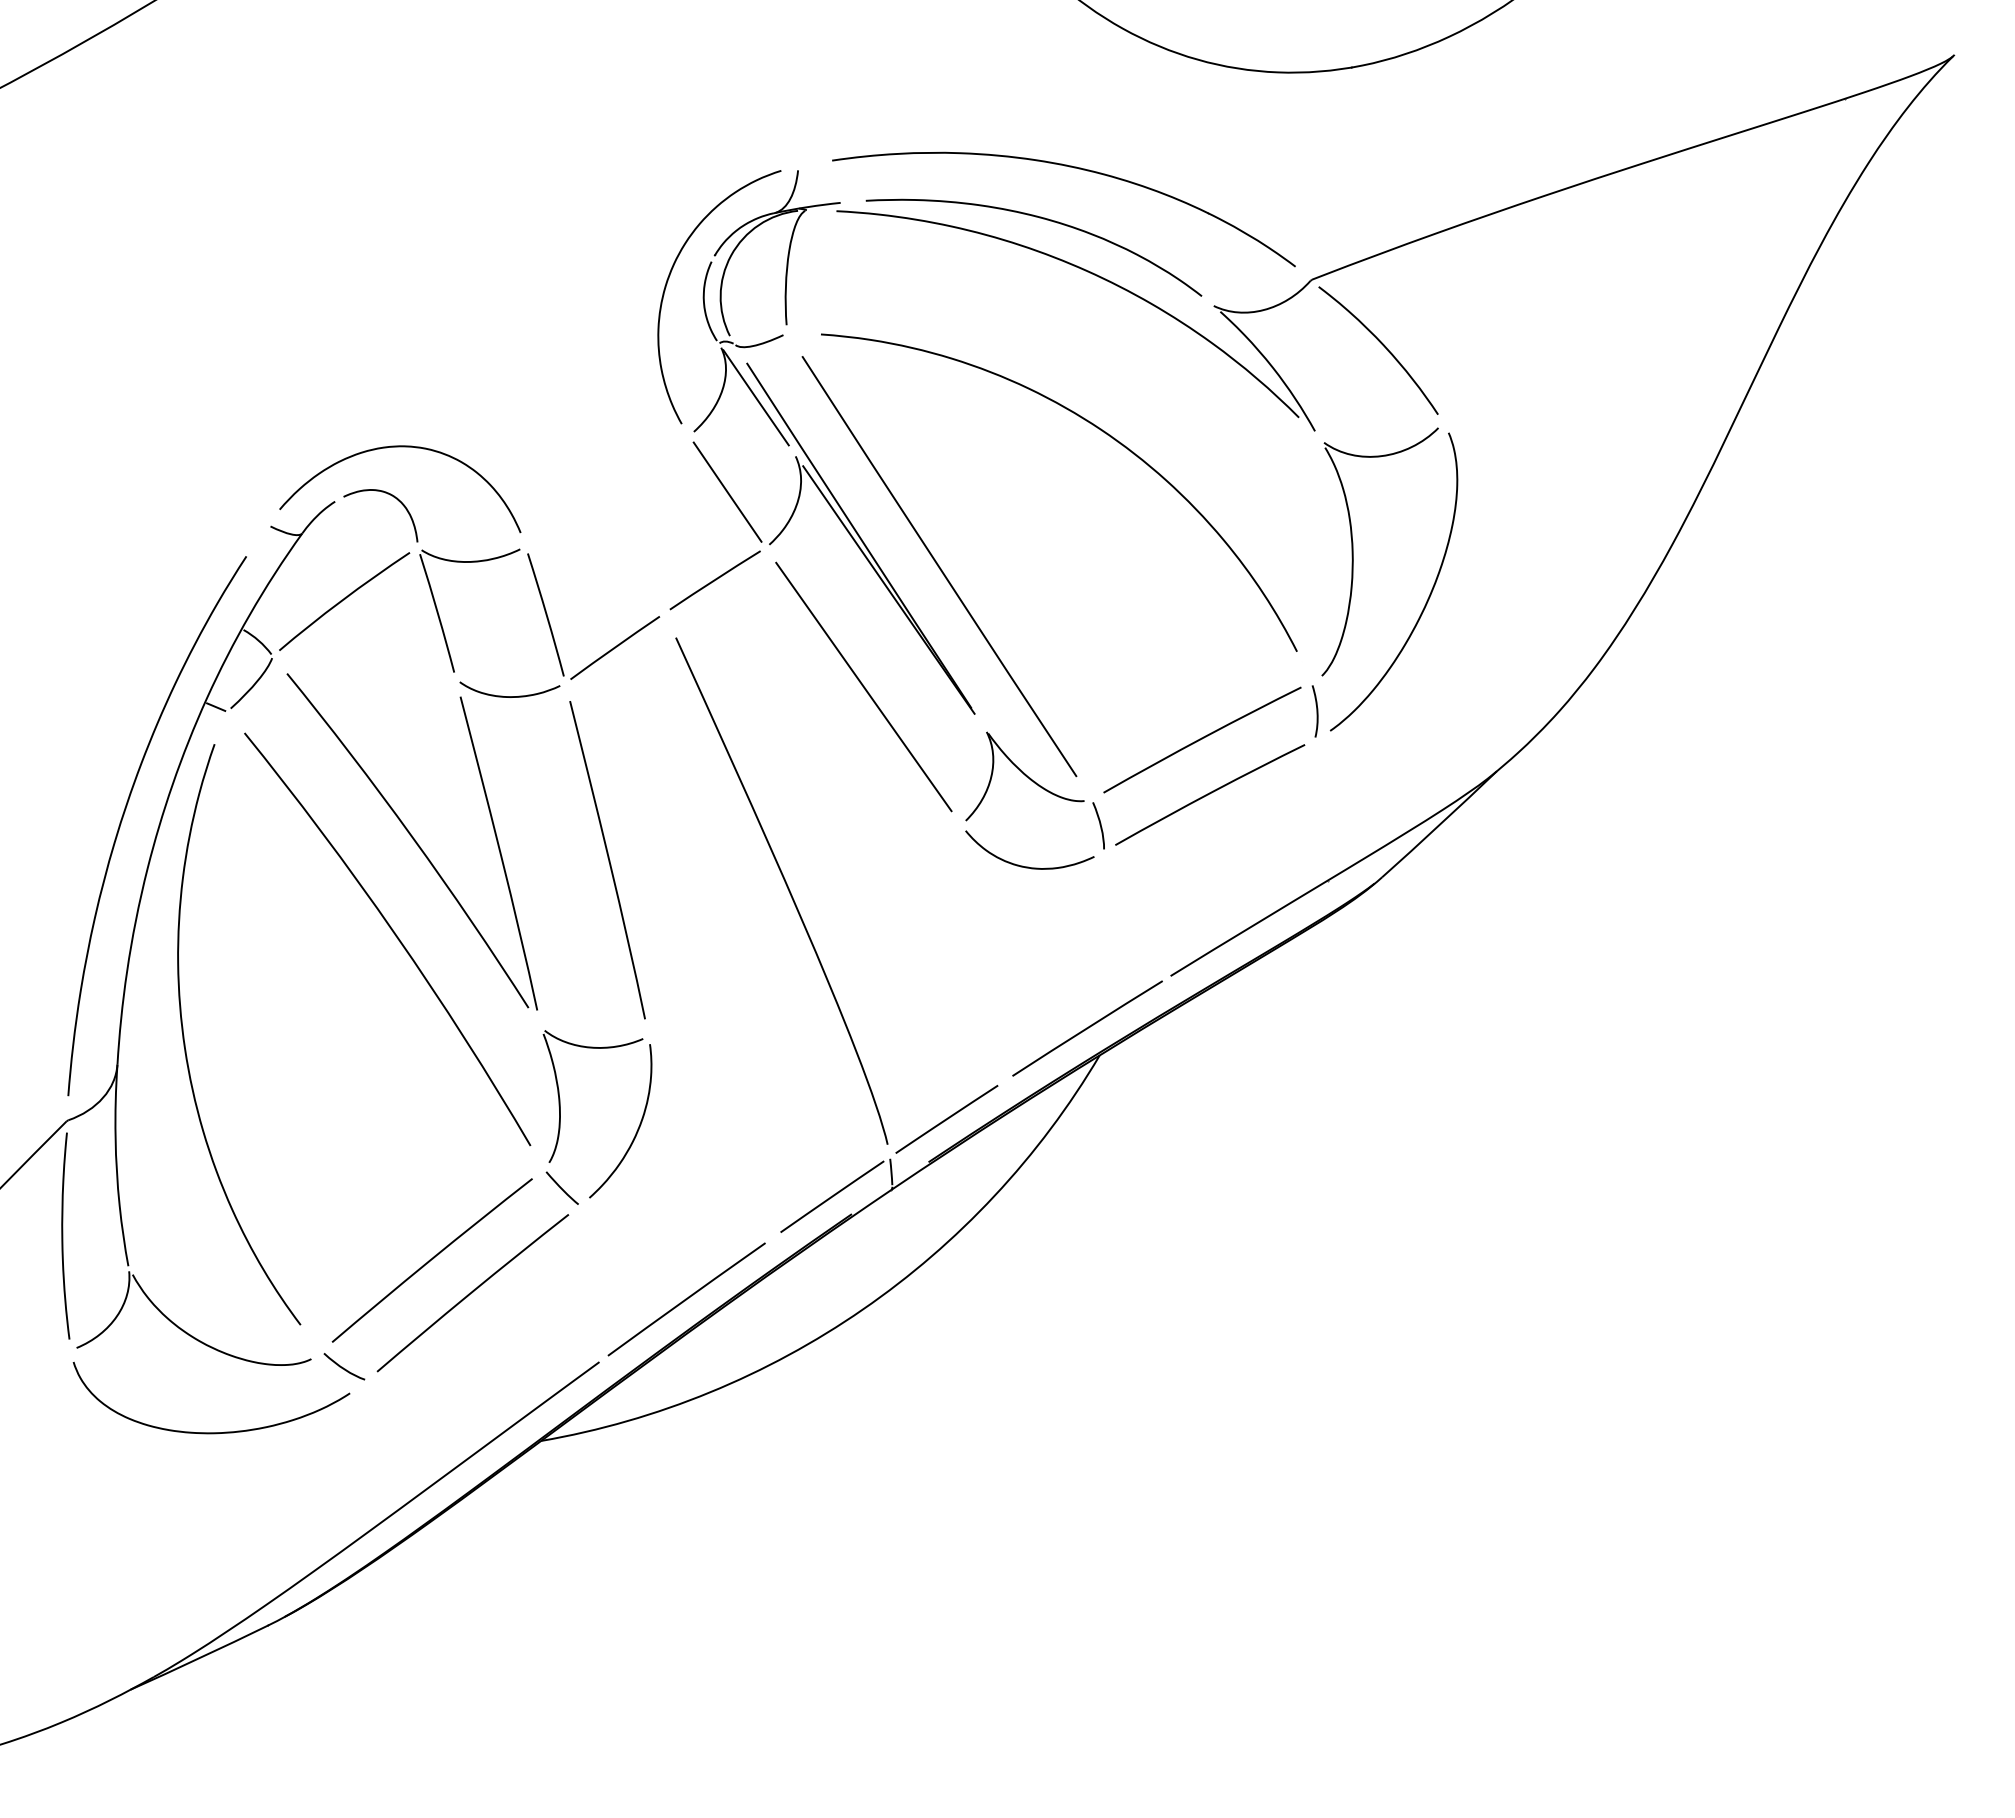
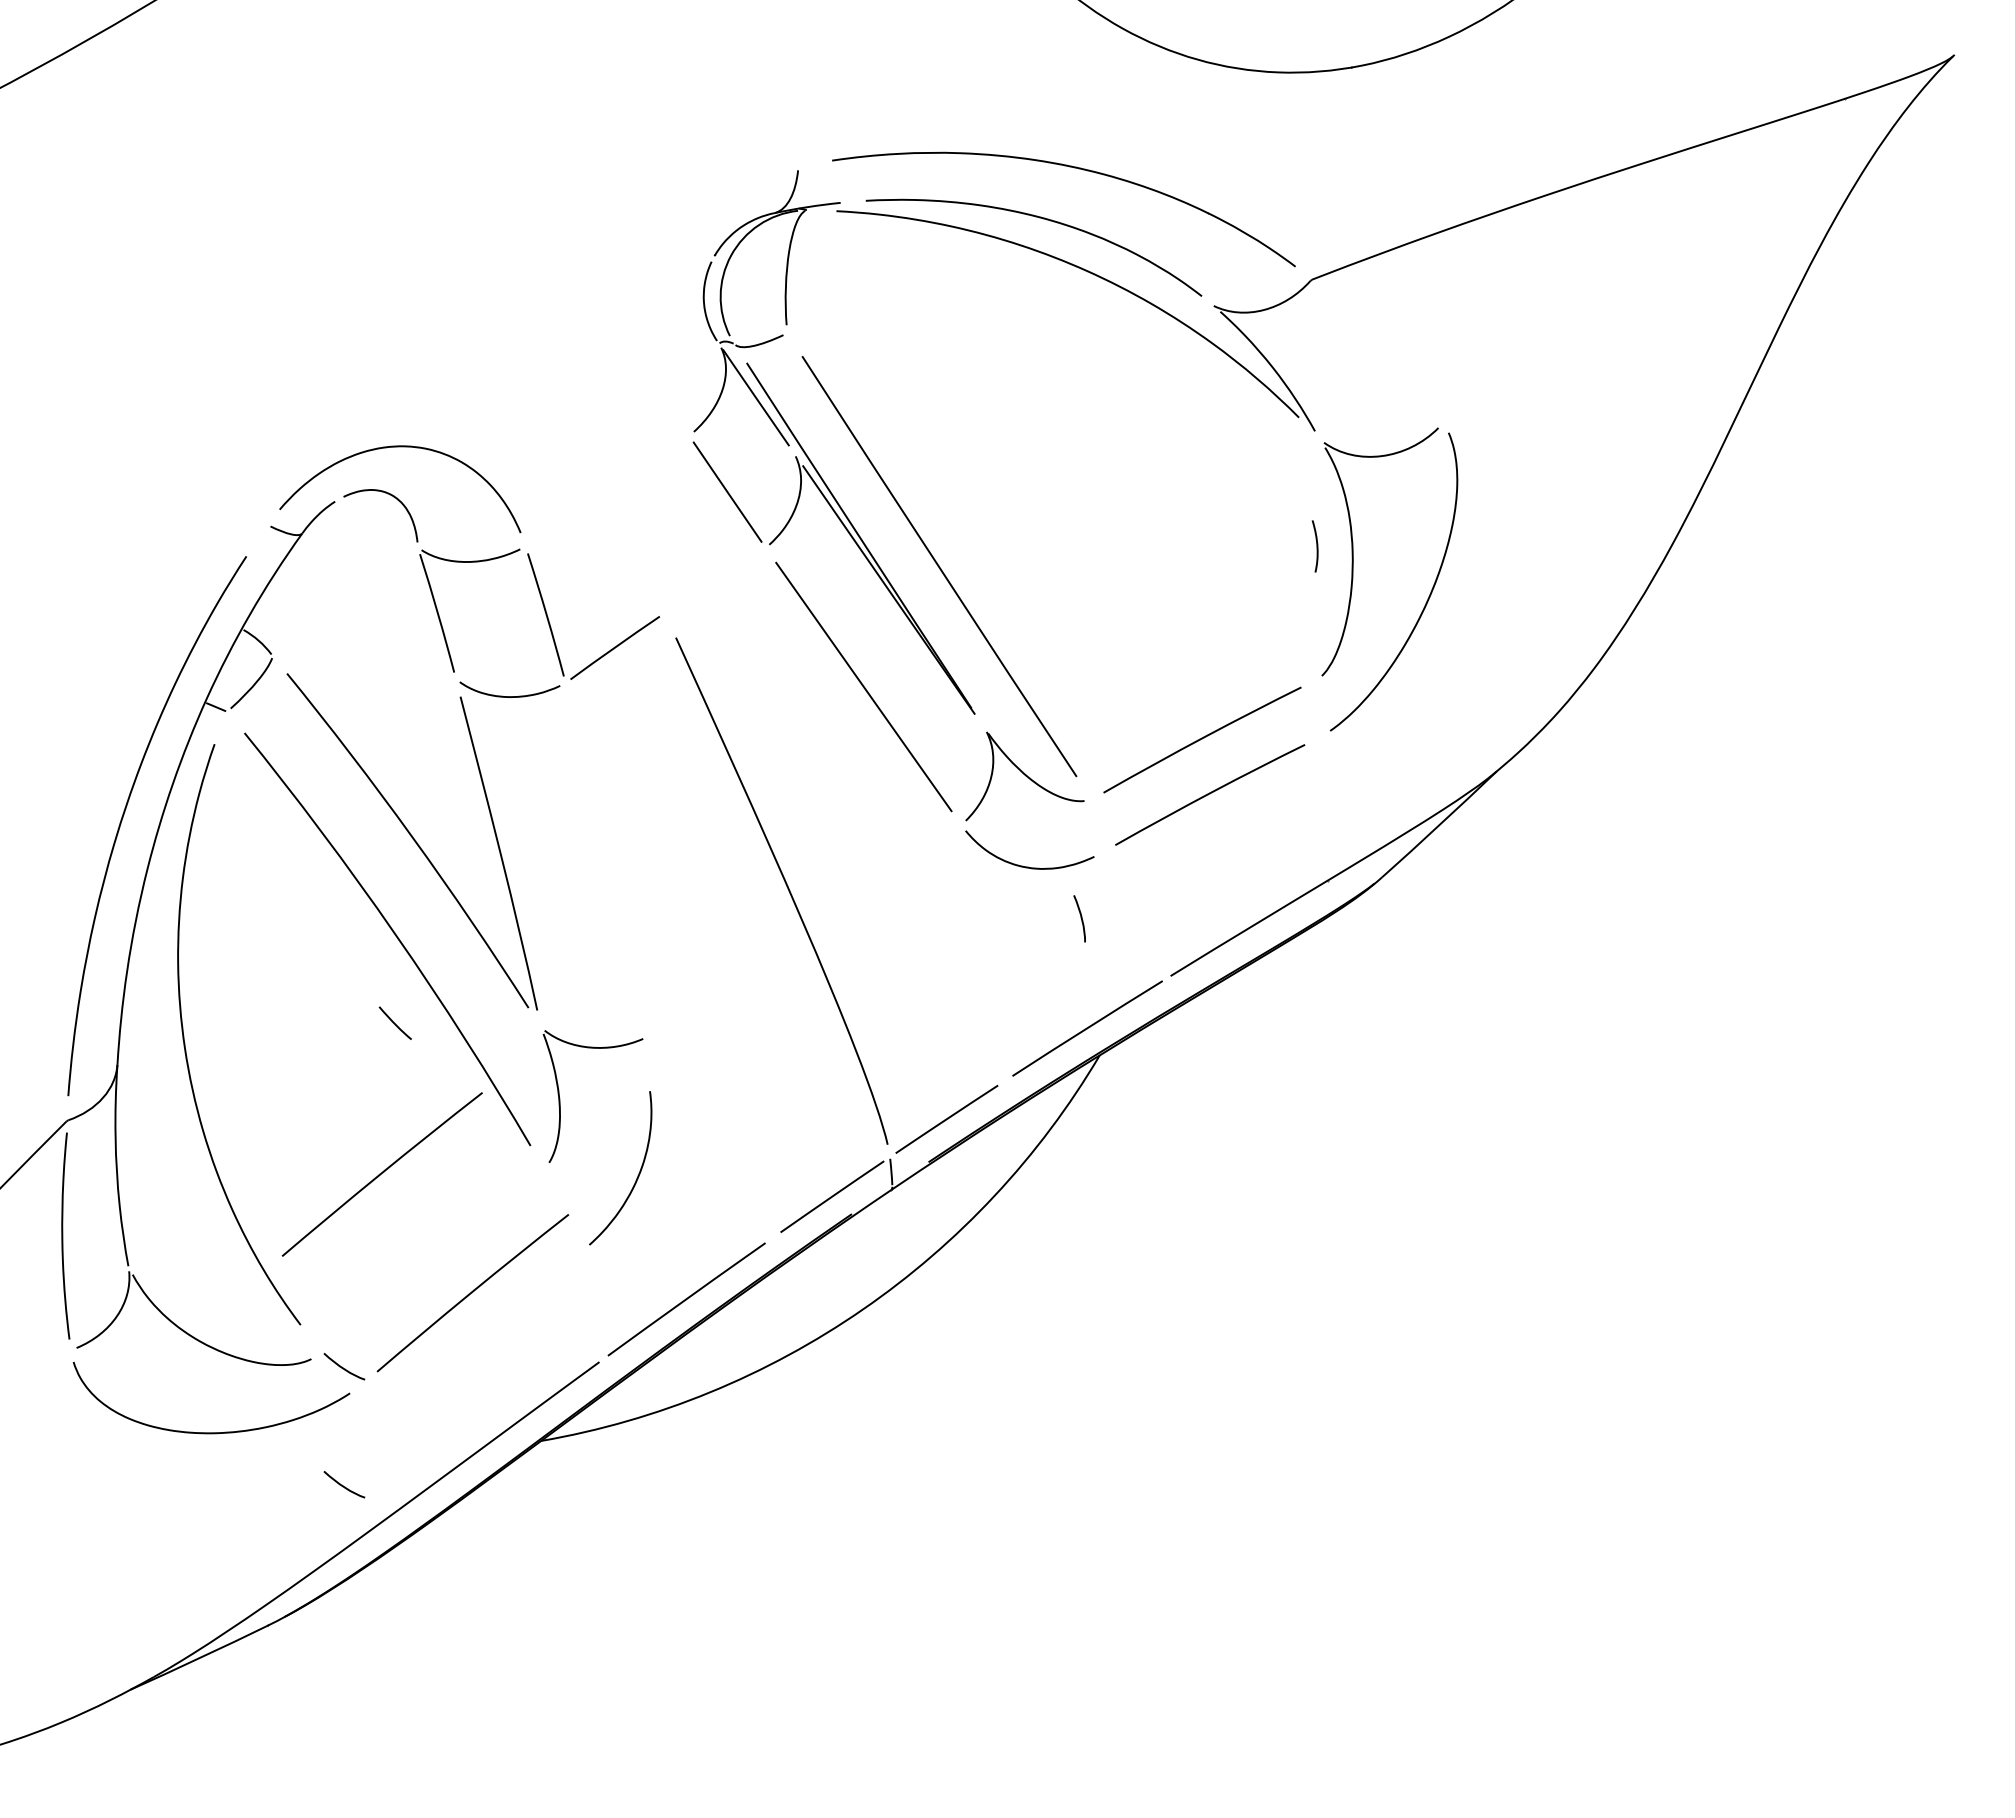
part: present -> none (668, 281)
curve: present -> none (1382, 345)
part: present -> none (1101, 431)
line: present -> none (714, 580)
curve: present -> none (344, 600)
curve position: (1316, 711) -> (1316, 546) (1316, 546)
curve position: (1099, 825) -> (1080, 918) (1080, 918)
curve: present -> none (608, 860)
curve position: (637, 1128) -> (637, 1175) (637, 1175)
line position: (561, 1187) -> (394, 1022) (394, 1022)
curve position: (431, 1260) -> (381, 1174) (381, 1174)
curve: none -> present (343, 1485)
